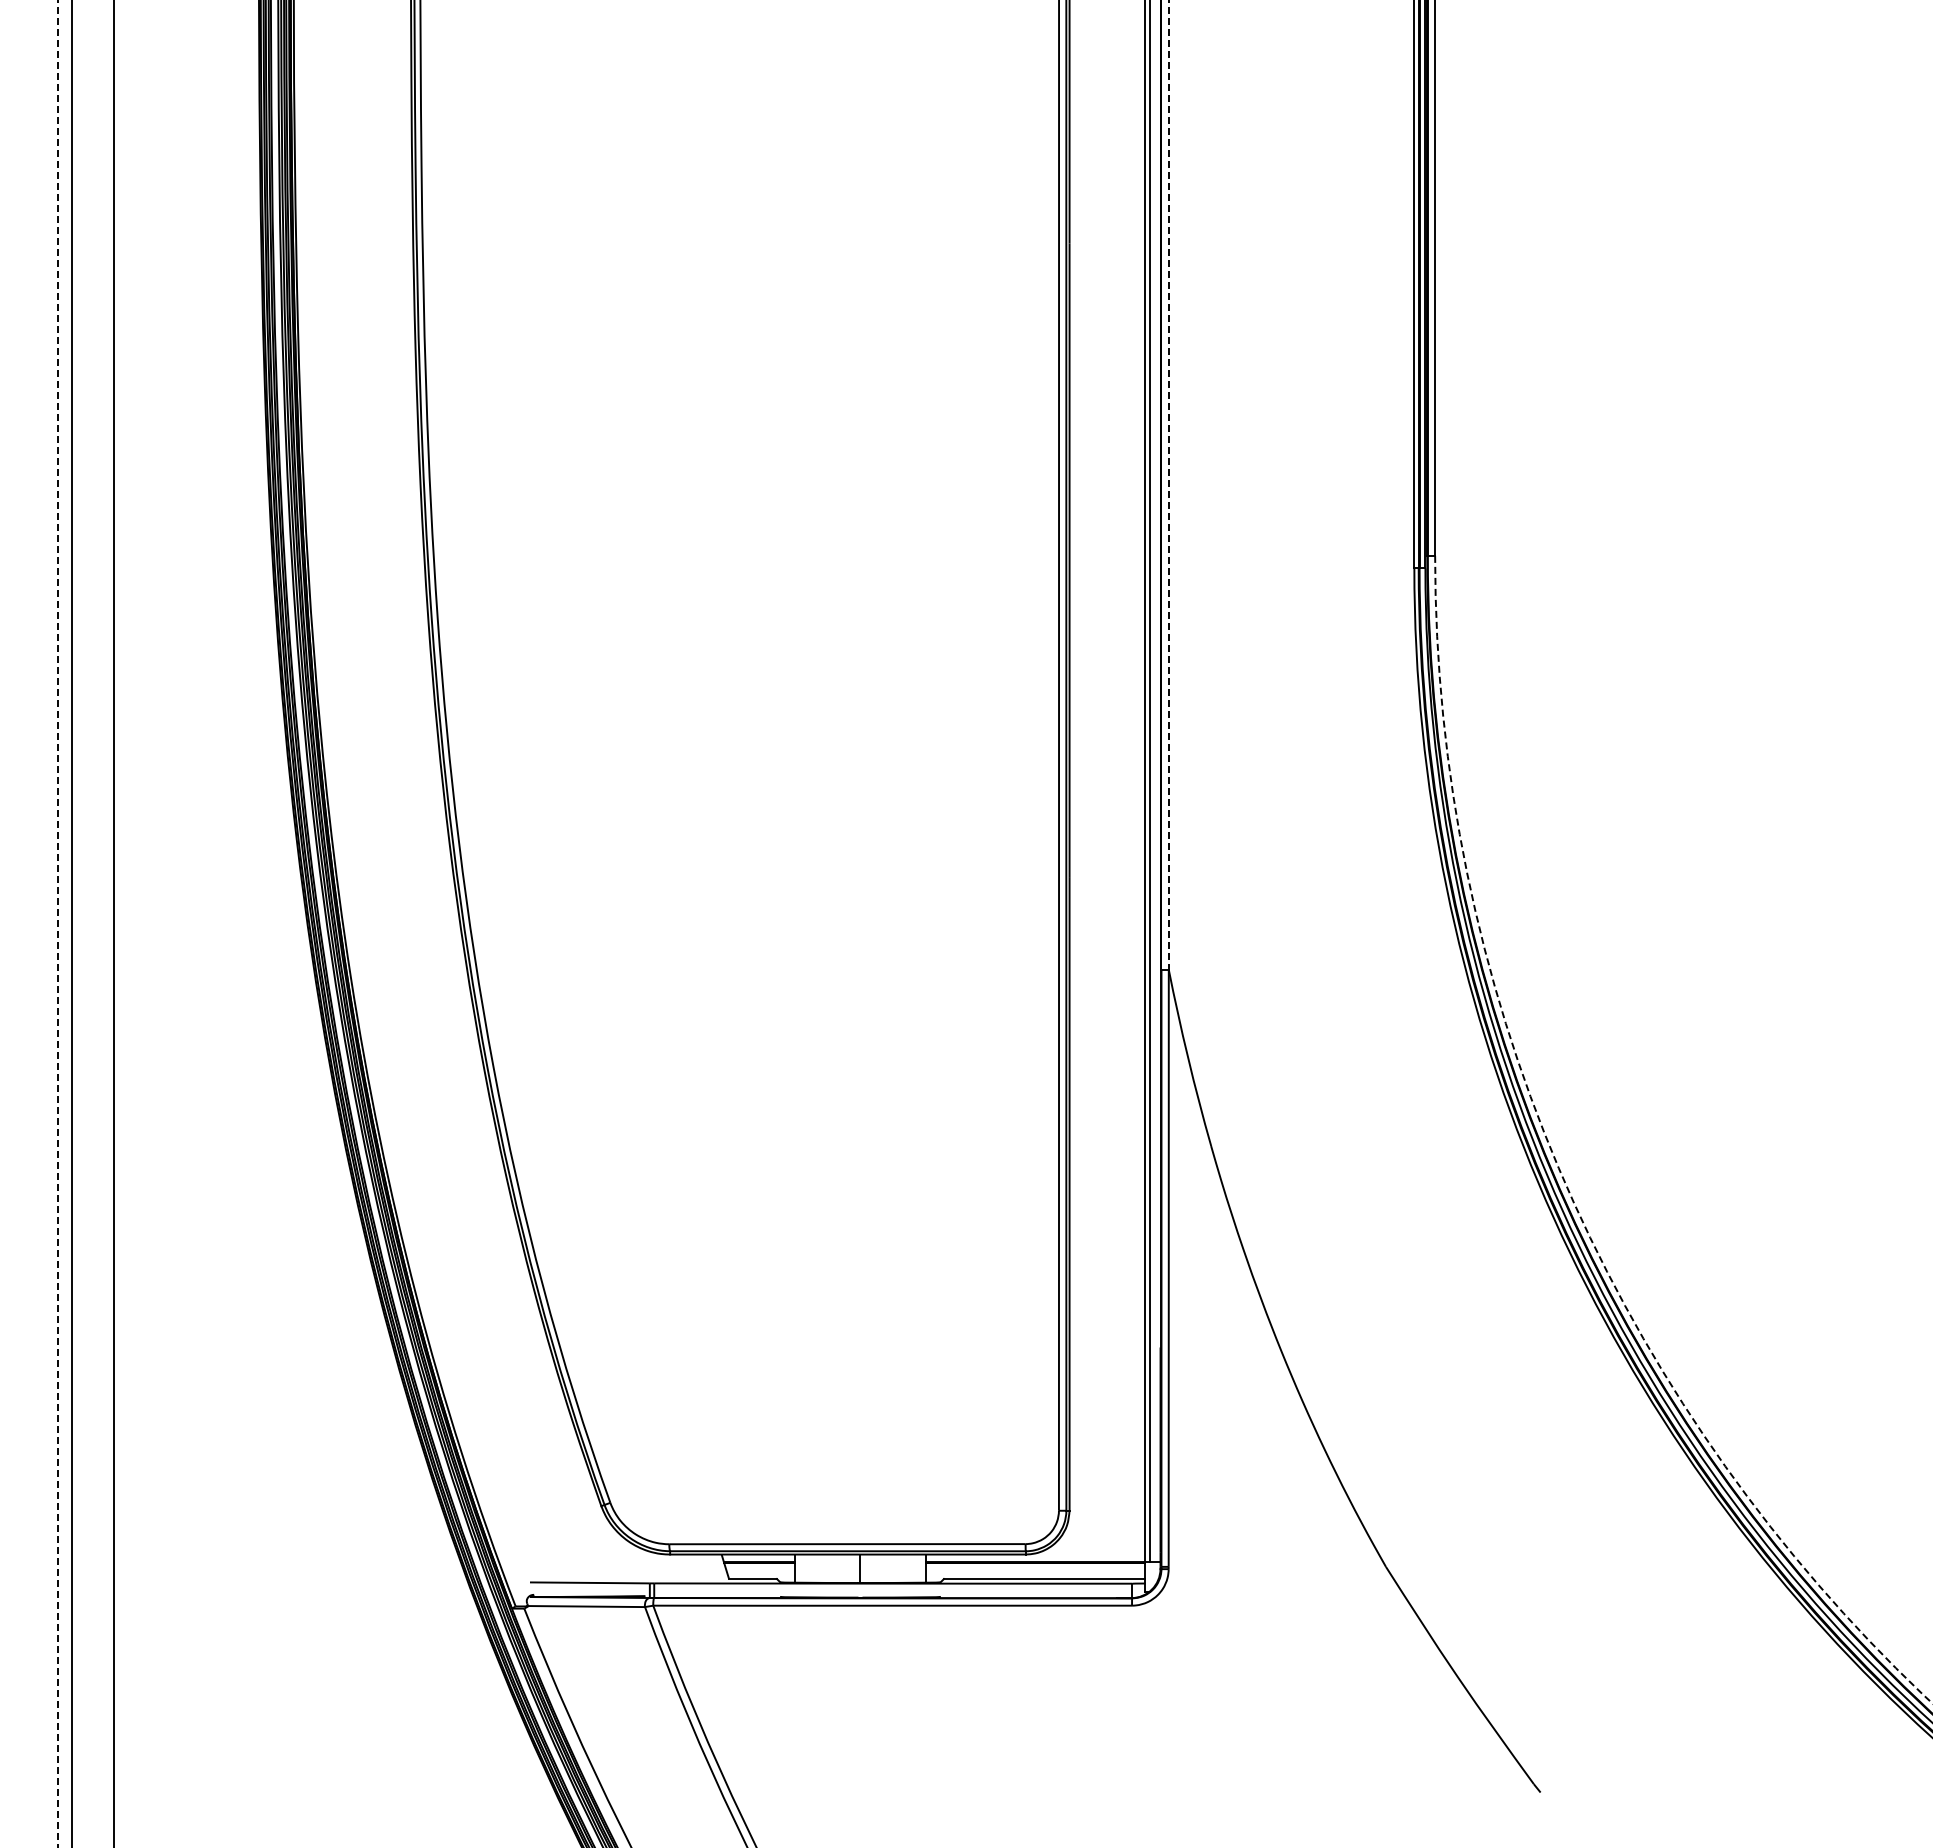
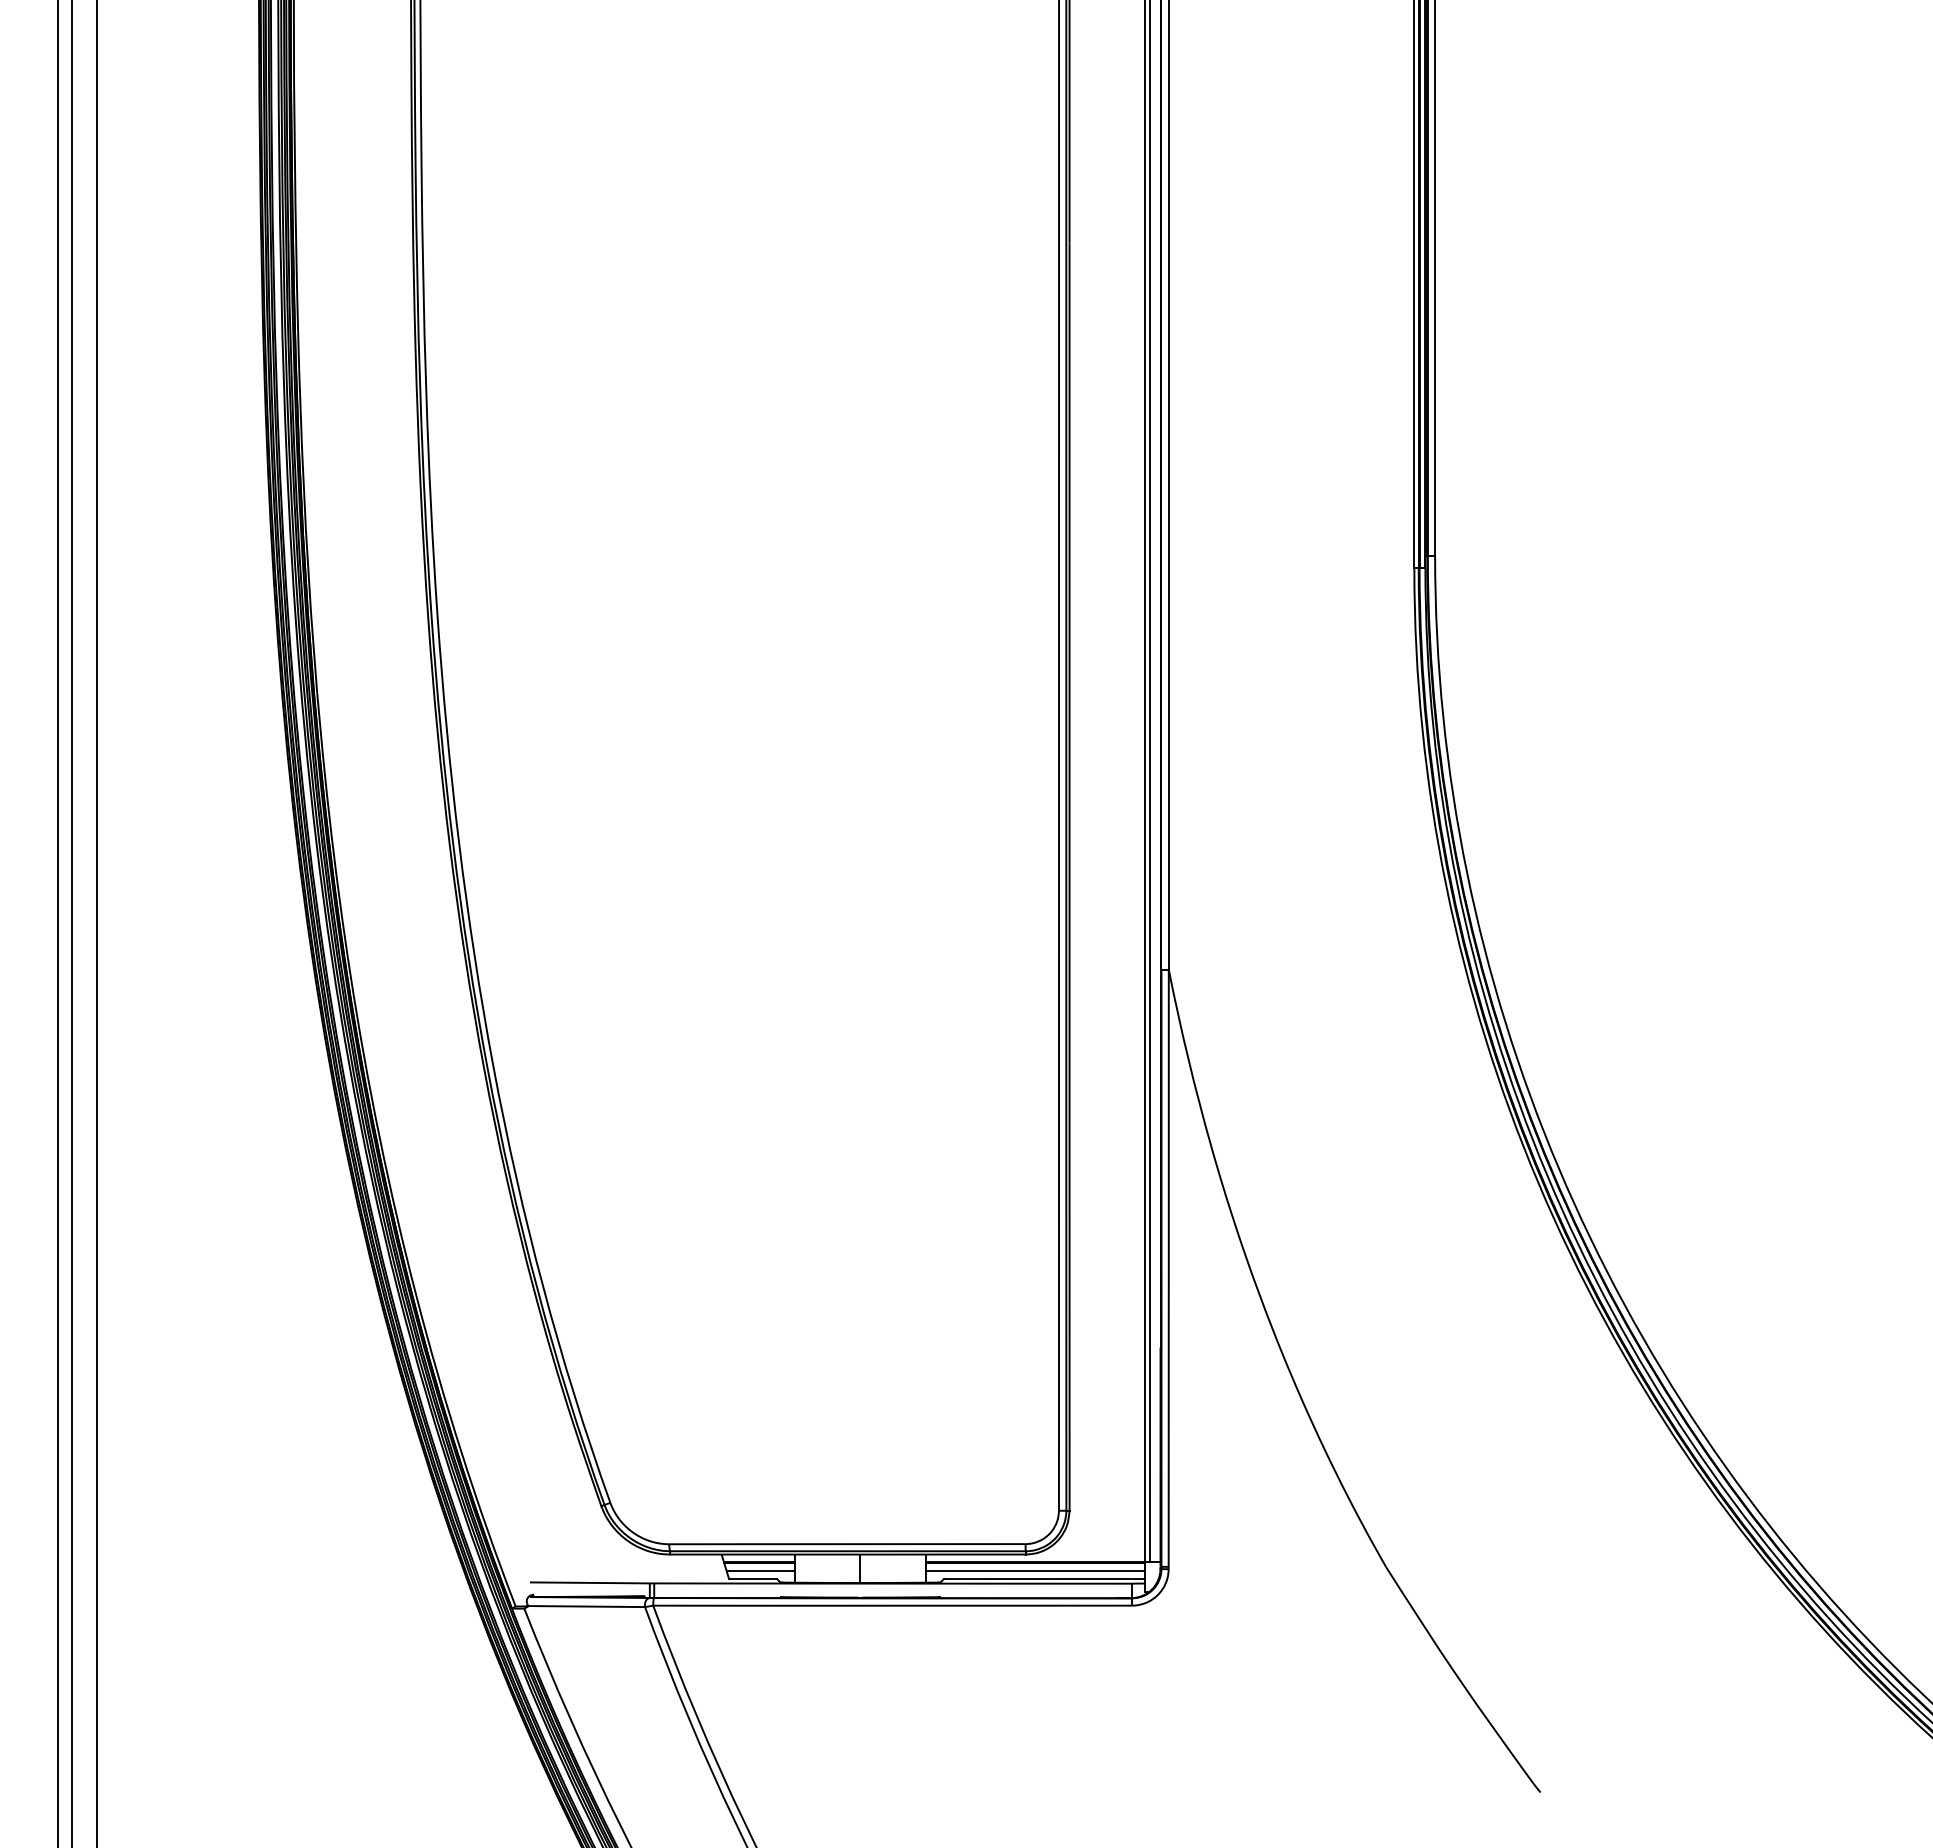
line: dashed -> solid (1168, 485)
line position: (114, 923) -> (97, 923) (97, 923)
line: dashed -> solid (57, 924)
arc: dashed -> solid (1564, 1181)
line: none -> present (760, 1570)
line: none -> present (1035, 1570)
